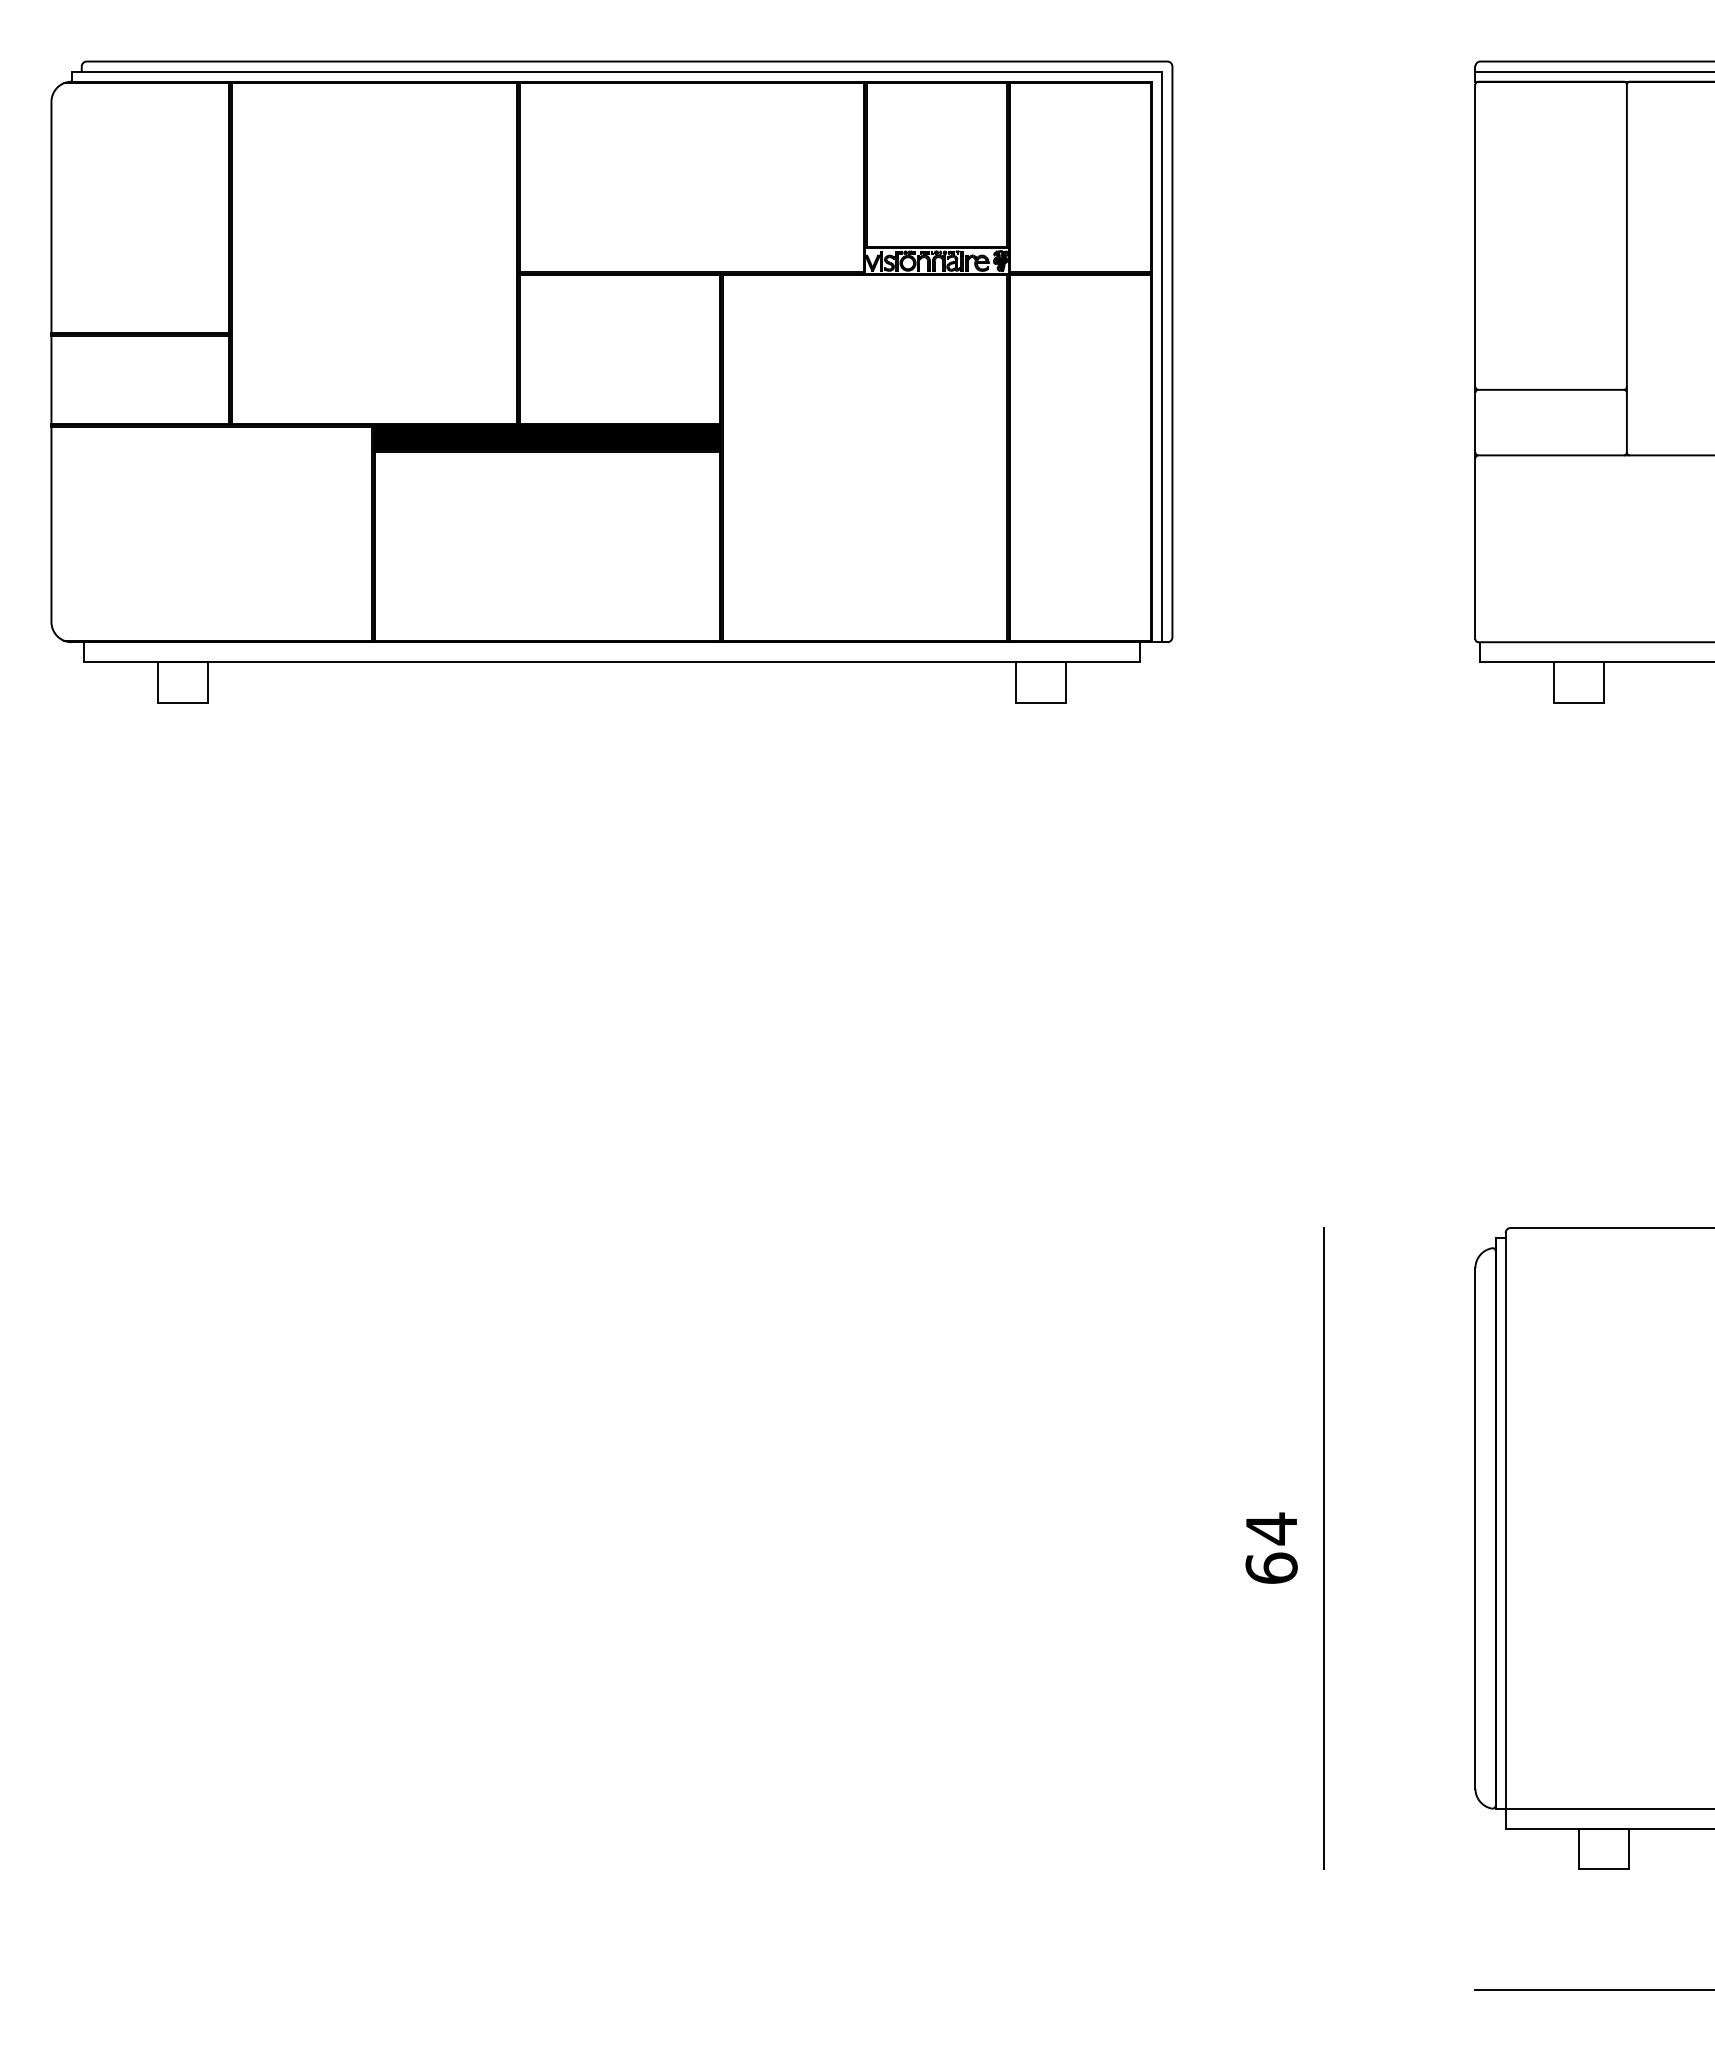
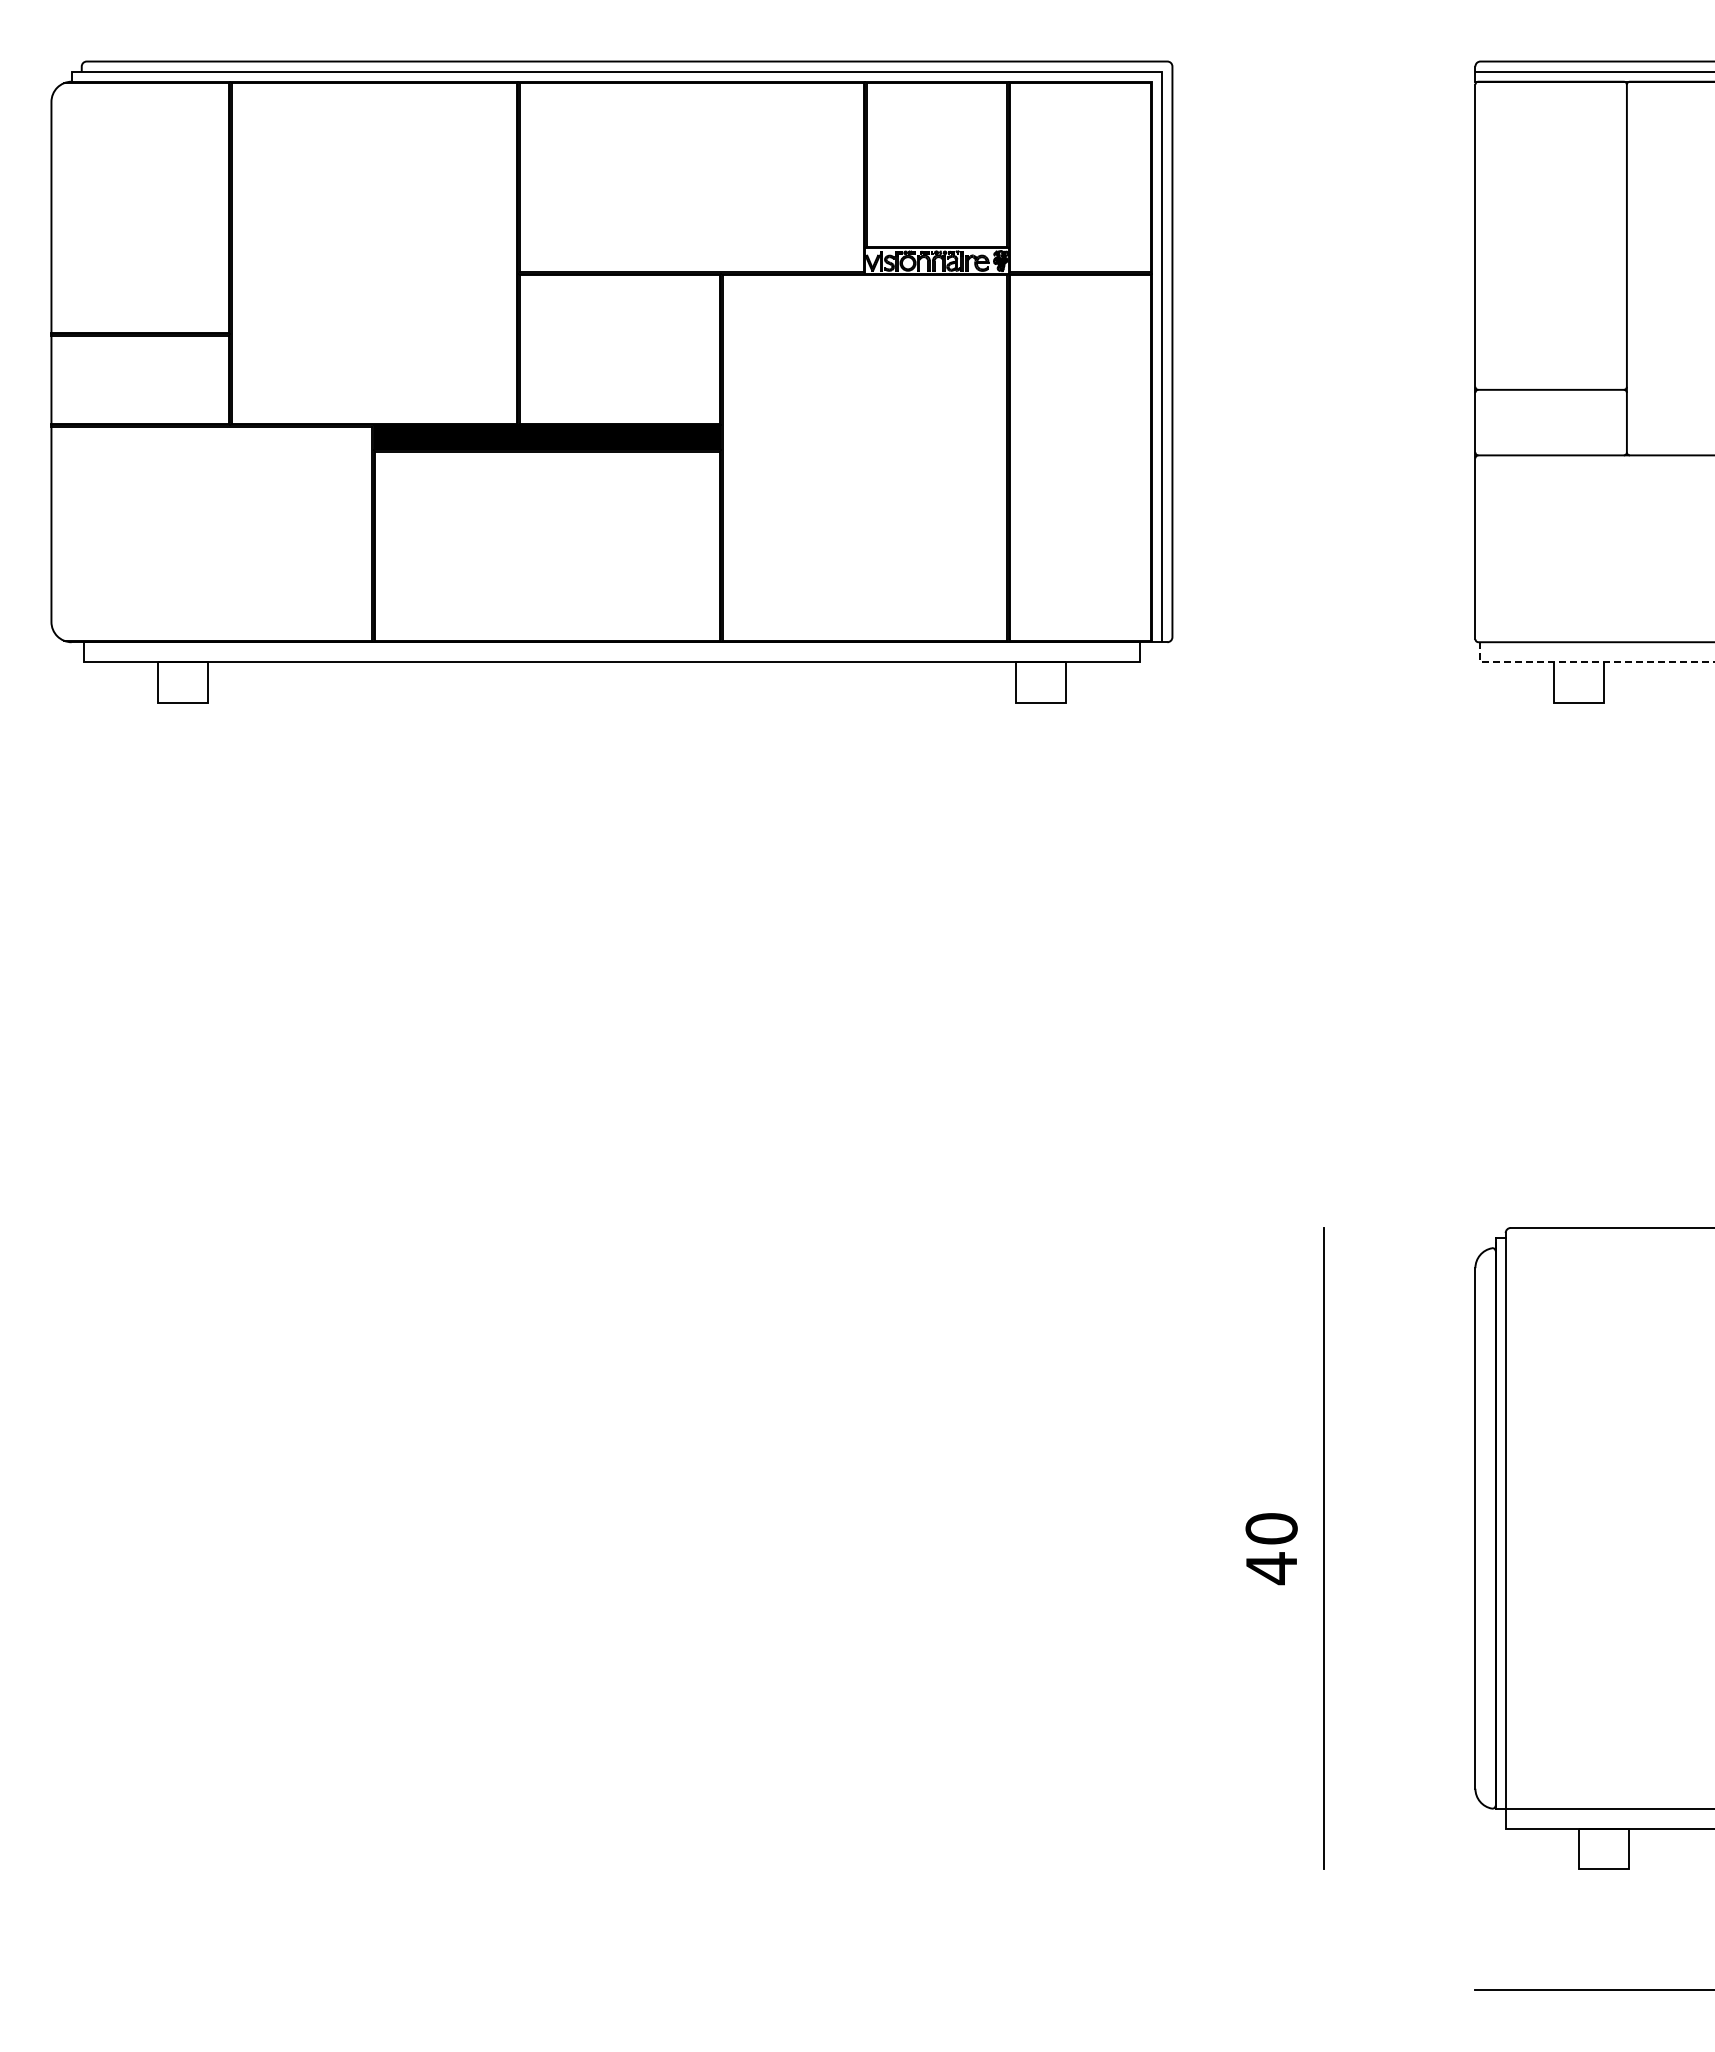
line: solid -> dashed (1586, 662)
text: 64 -> 40 (1271, 1548)
